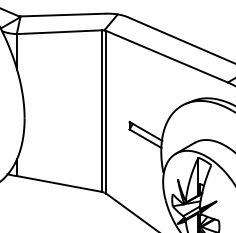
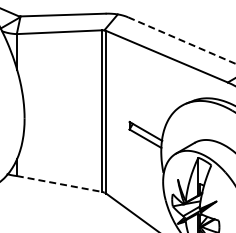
line: solid -> dashed (182, 40)
line: solid -> dashed (59, 184)
